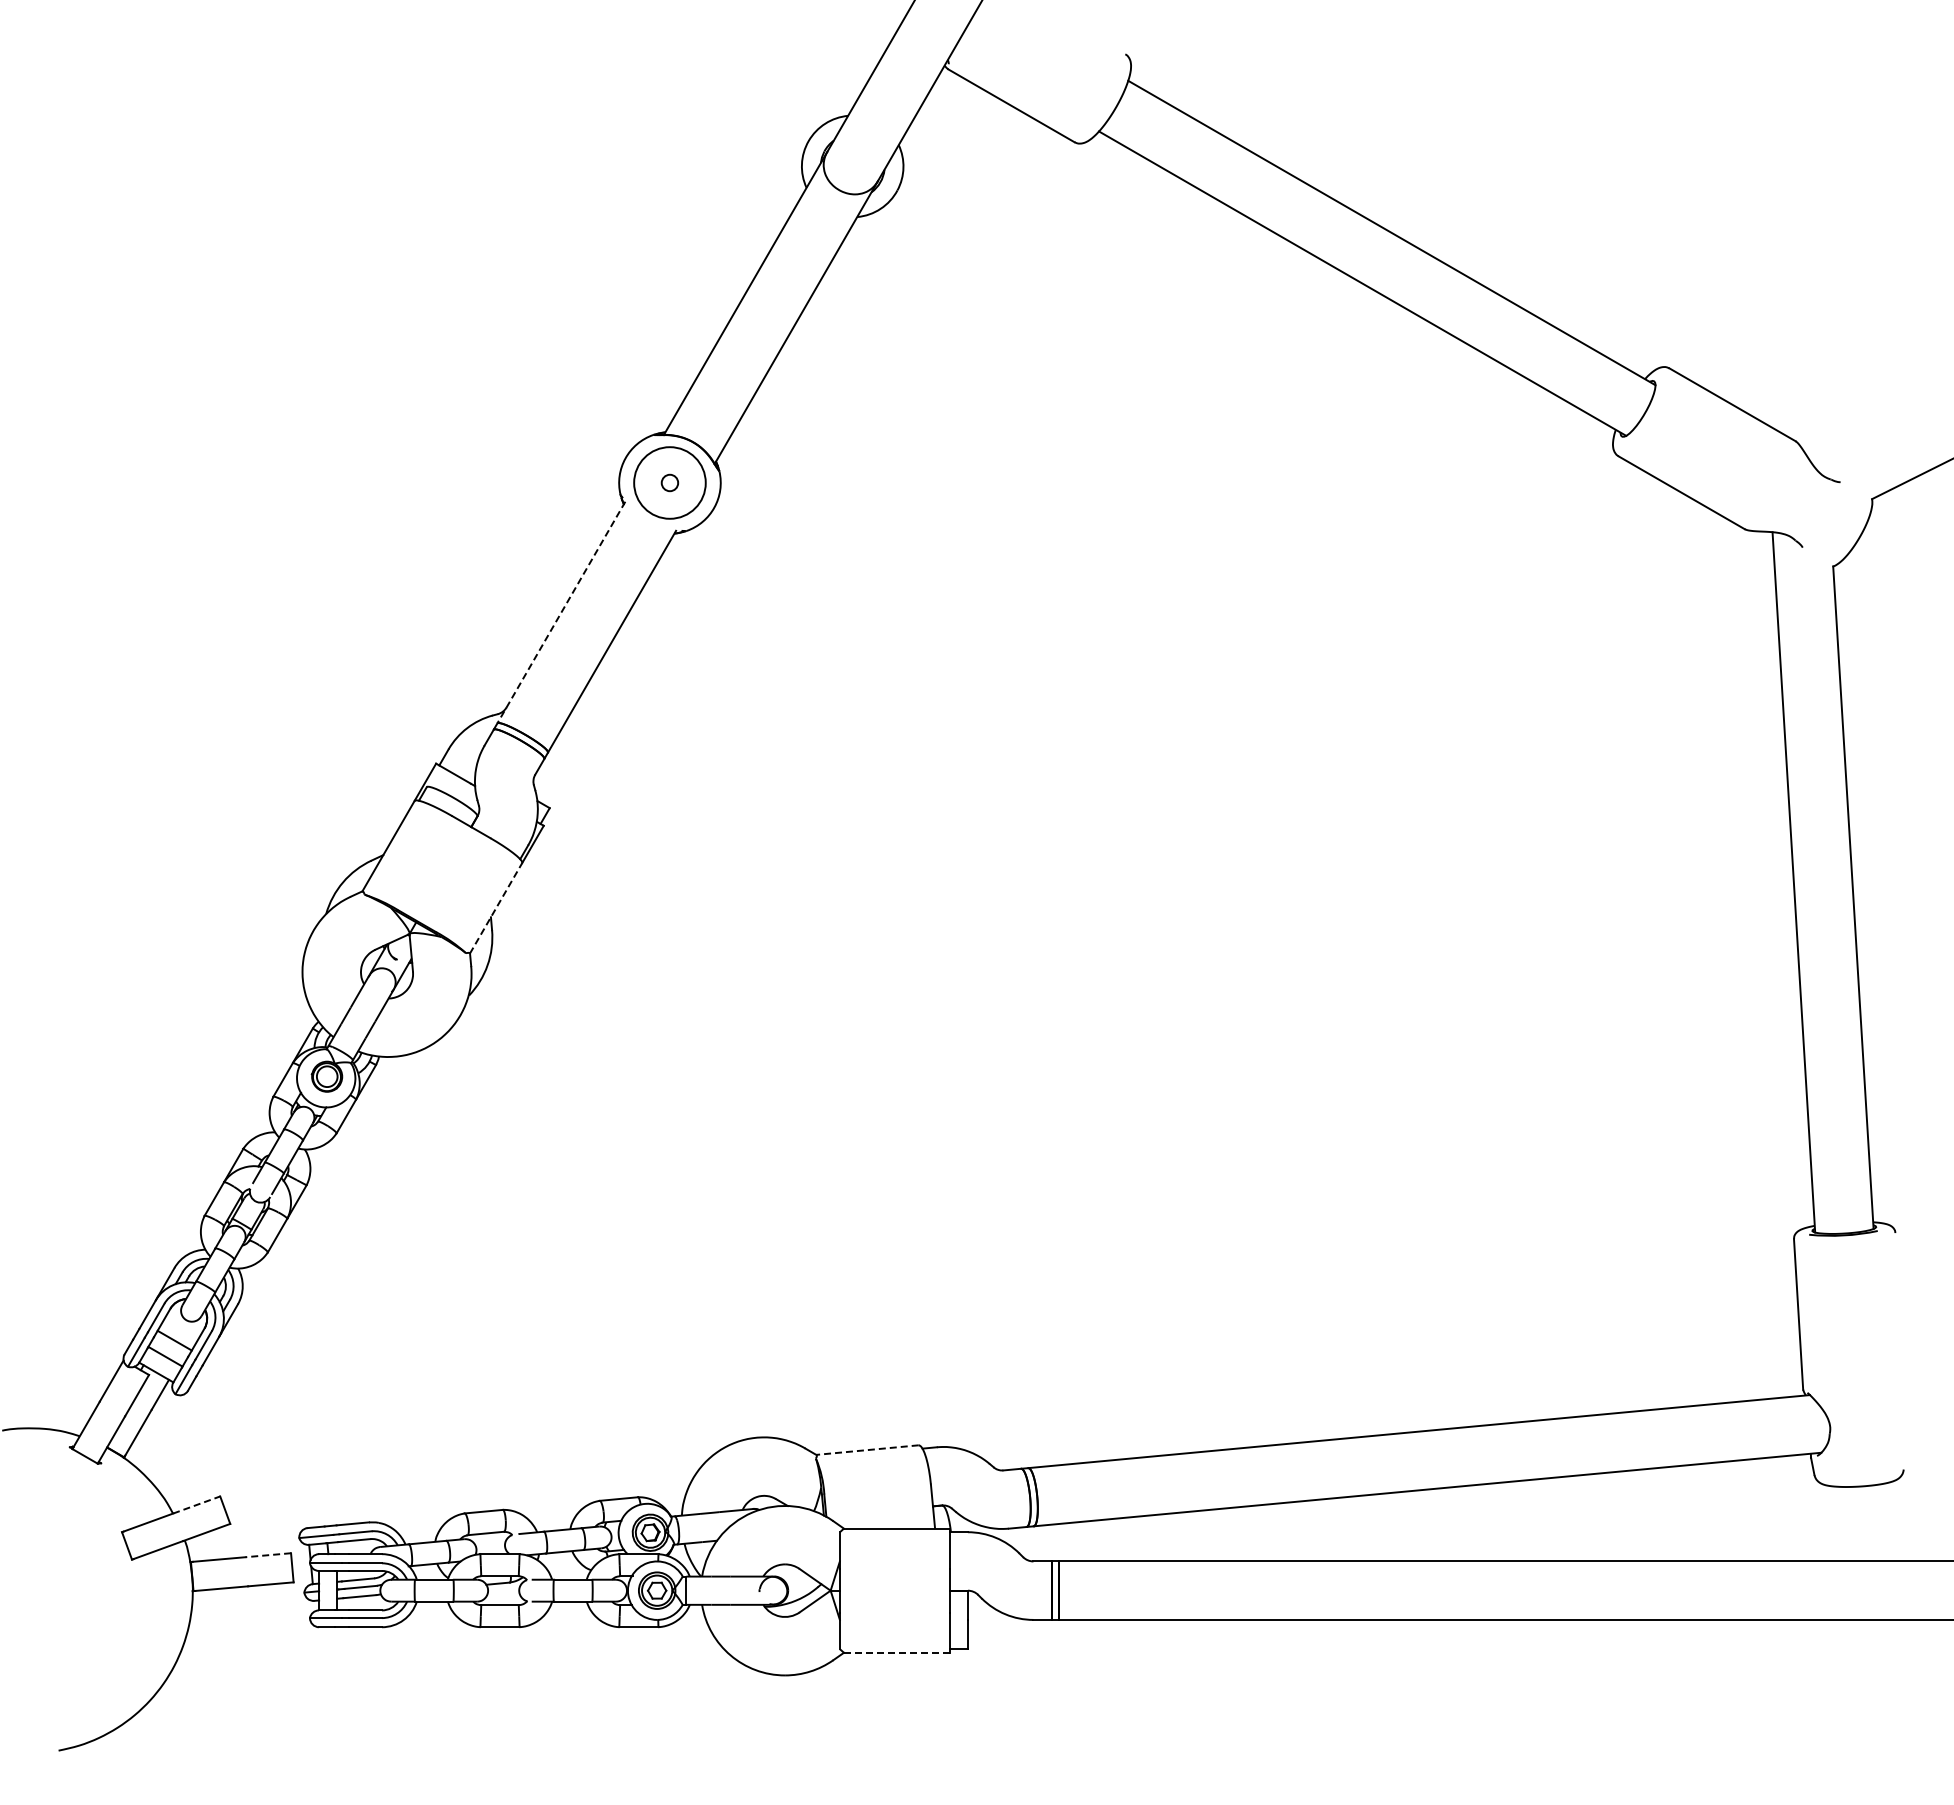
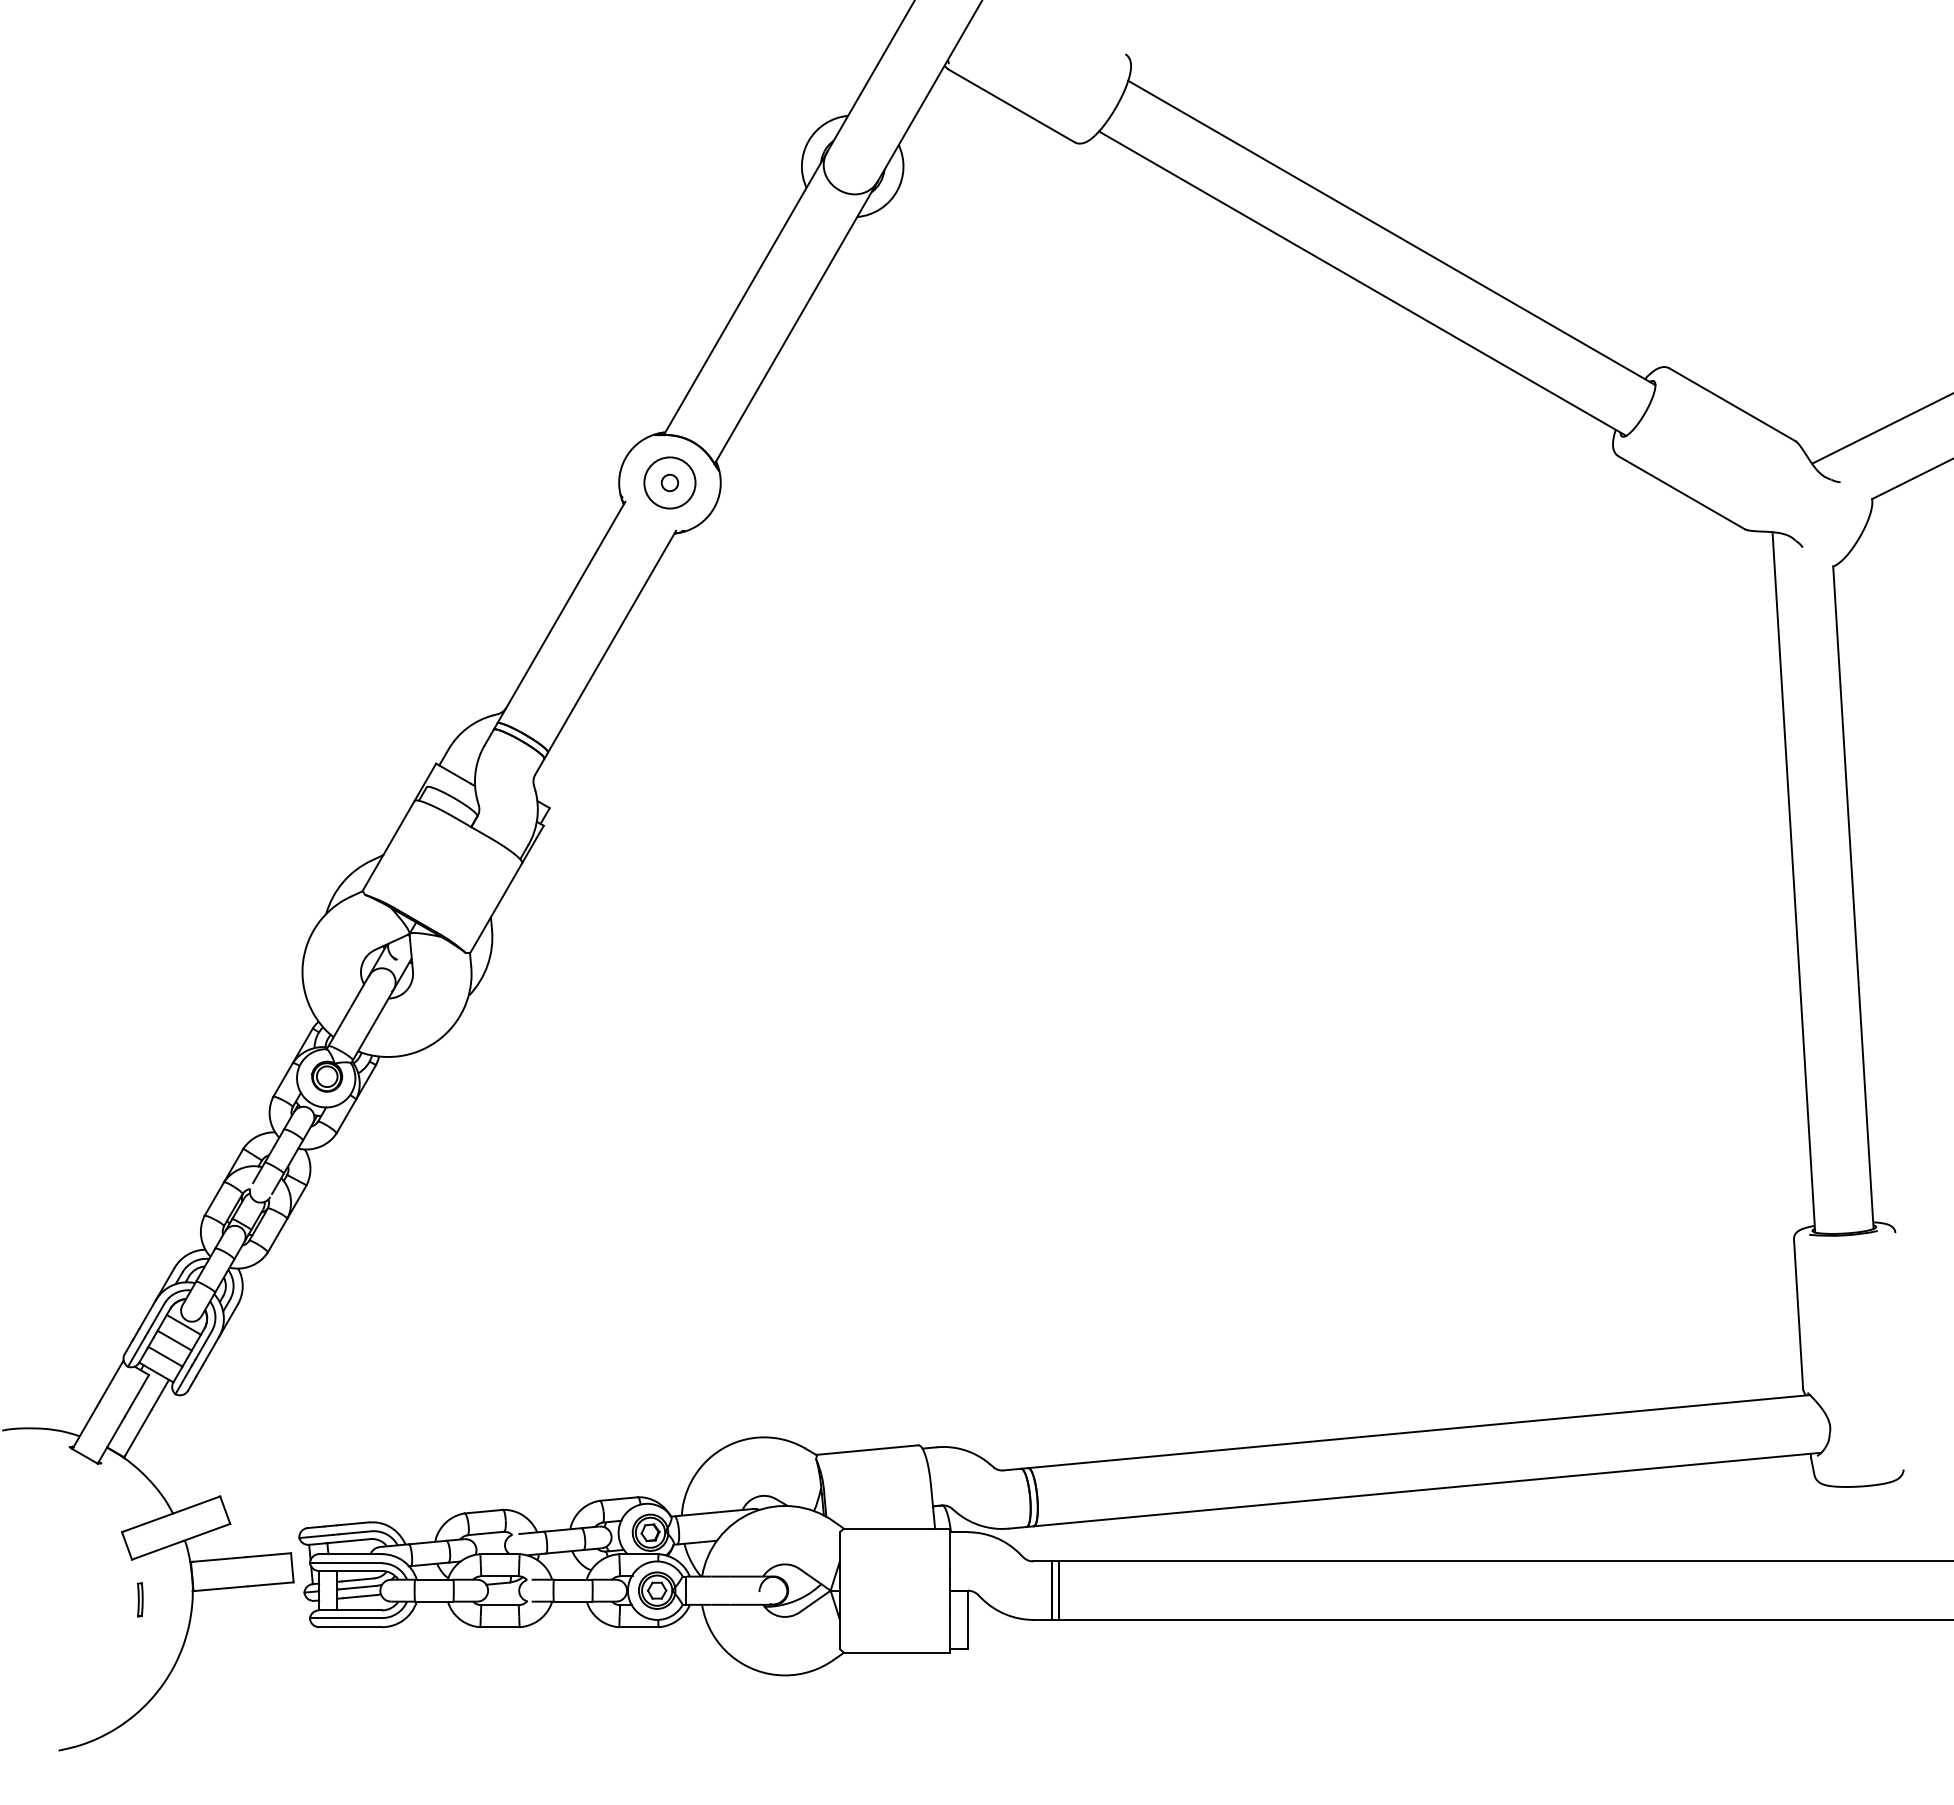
line: none -> present (1881, 428)
circle diameter: 72 px -> 51 px (669, 482)
line: dashed -> solid (561, 612)
line: dashed -> solid (496, 907)
line: none -> present (183, 1324)
line: dashed -> solid (866, 1450)
line: dashed -> solid (197, 1504)
line: dashed -> solid (268, 1555)
part: none -> present (140, 1599)
line: dashed -> solid (896, 1652)
